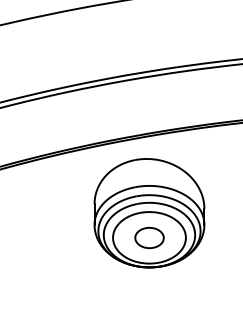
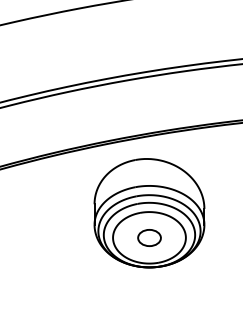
part size: 31x23 px -> 25x18 px (149, 237)
